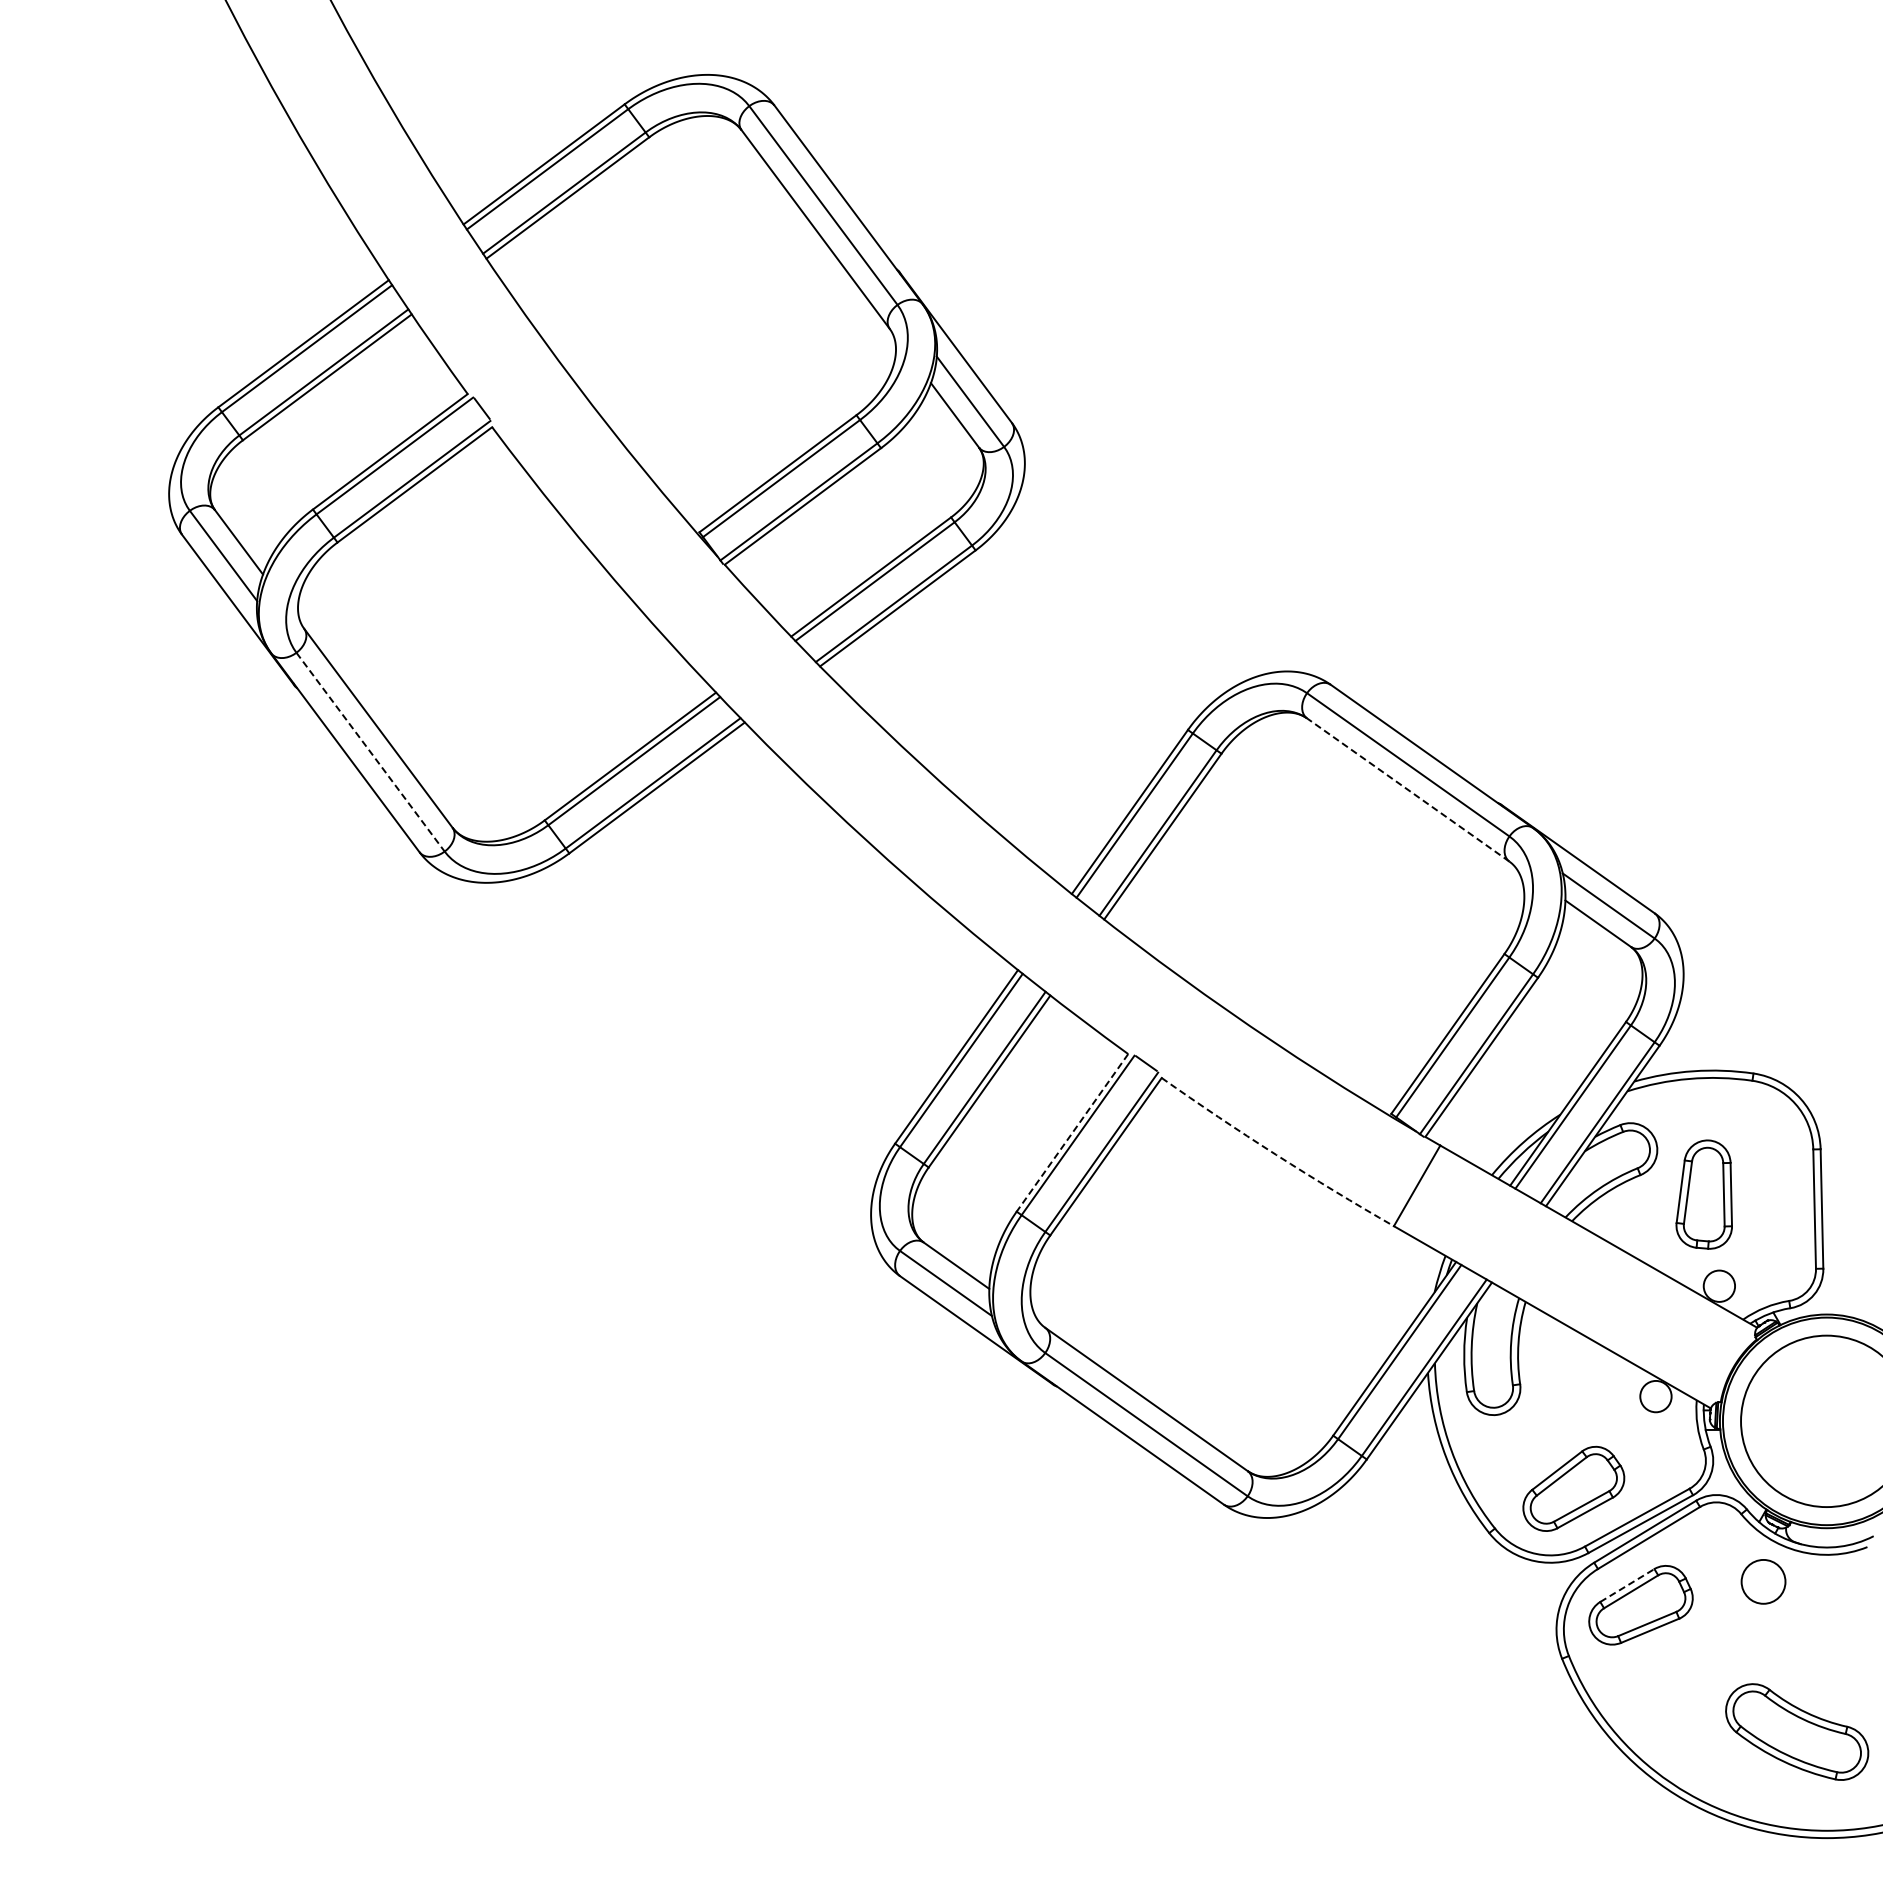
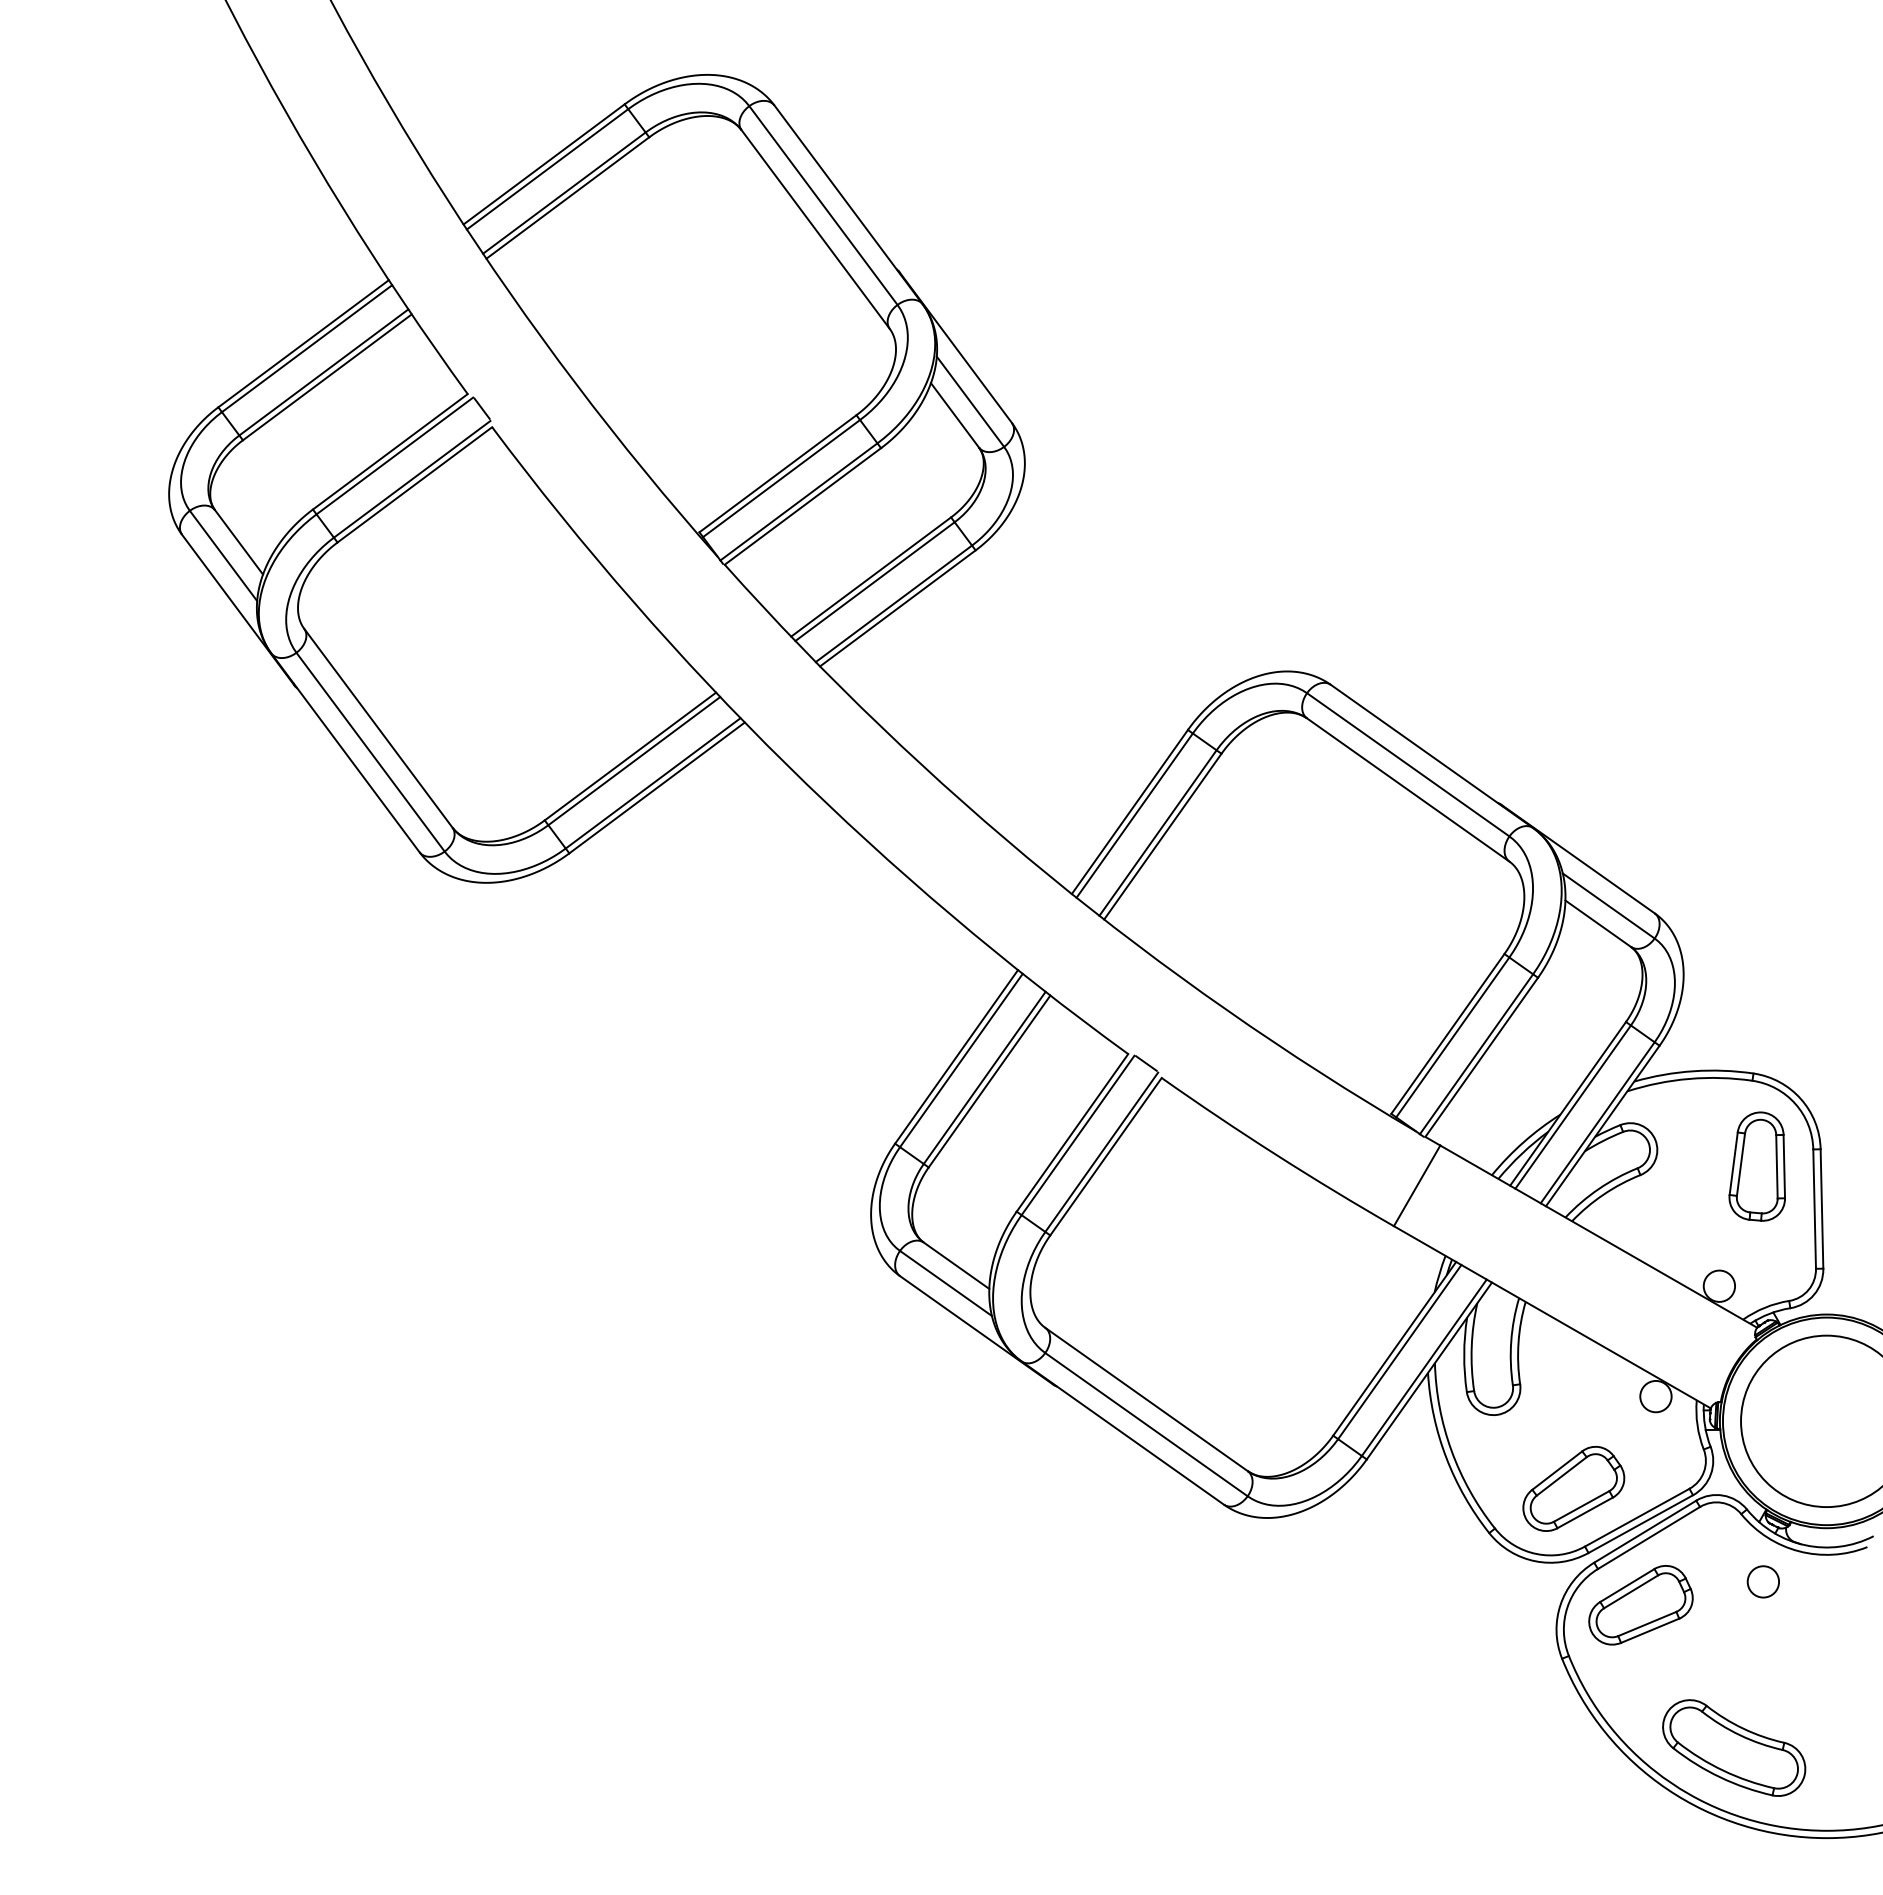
line: dashed -> solid (370, 752)
line: dashed -> solid (1408, 789)
line: dashed -> solid (1072, 1132)
arc: dashed -> solid (1276, 1154)
part position: (1703, 1194) -> (1756, 1166) (1756, 1166)
circle size: 47x46 px -> 34x34 px (1762, 1581)
line: dashed -> solid (1627, 1585)
part position: (1797, 1731) -> (1734, 1747) (1734, 1747)
